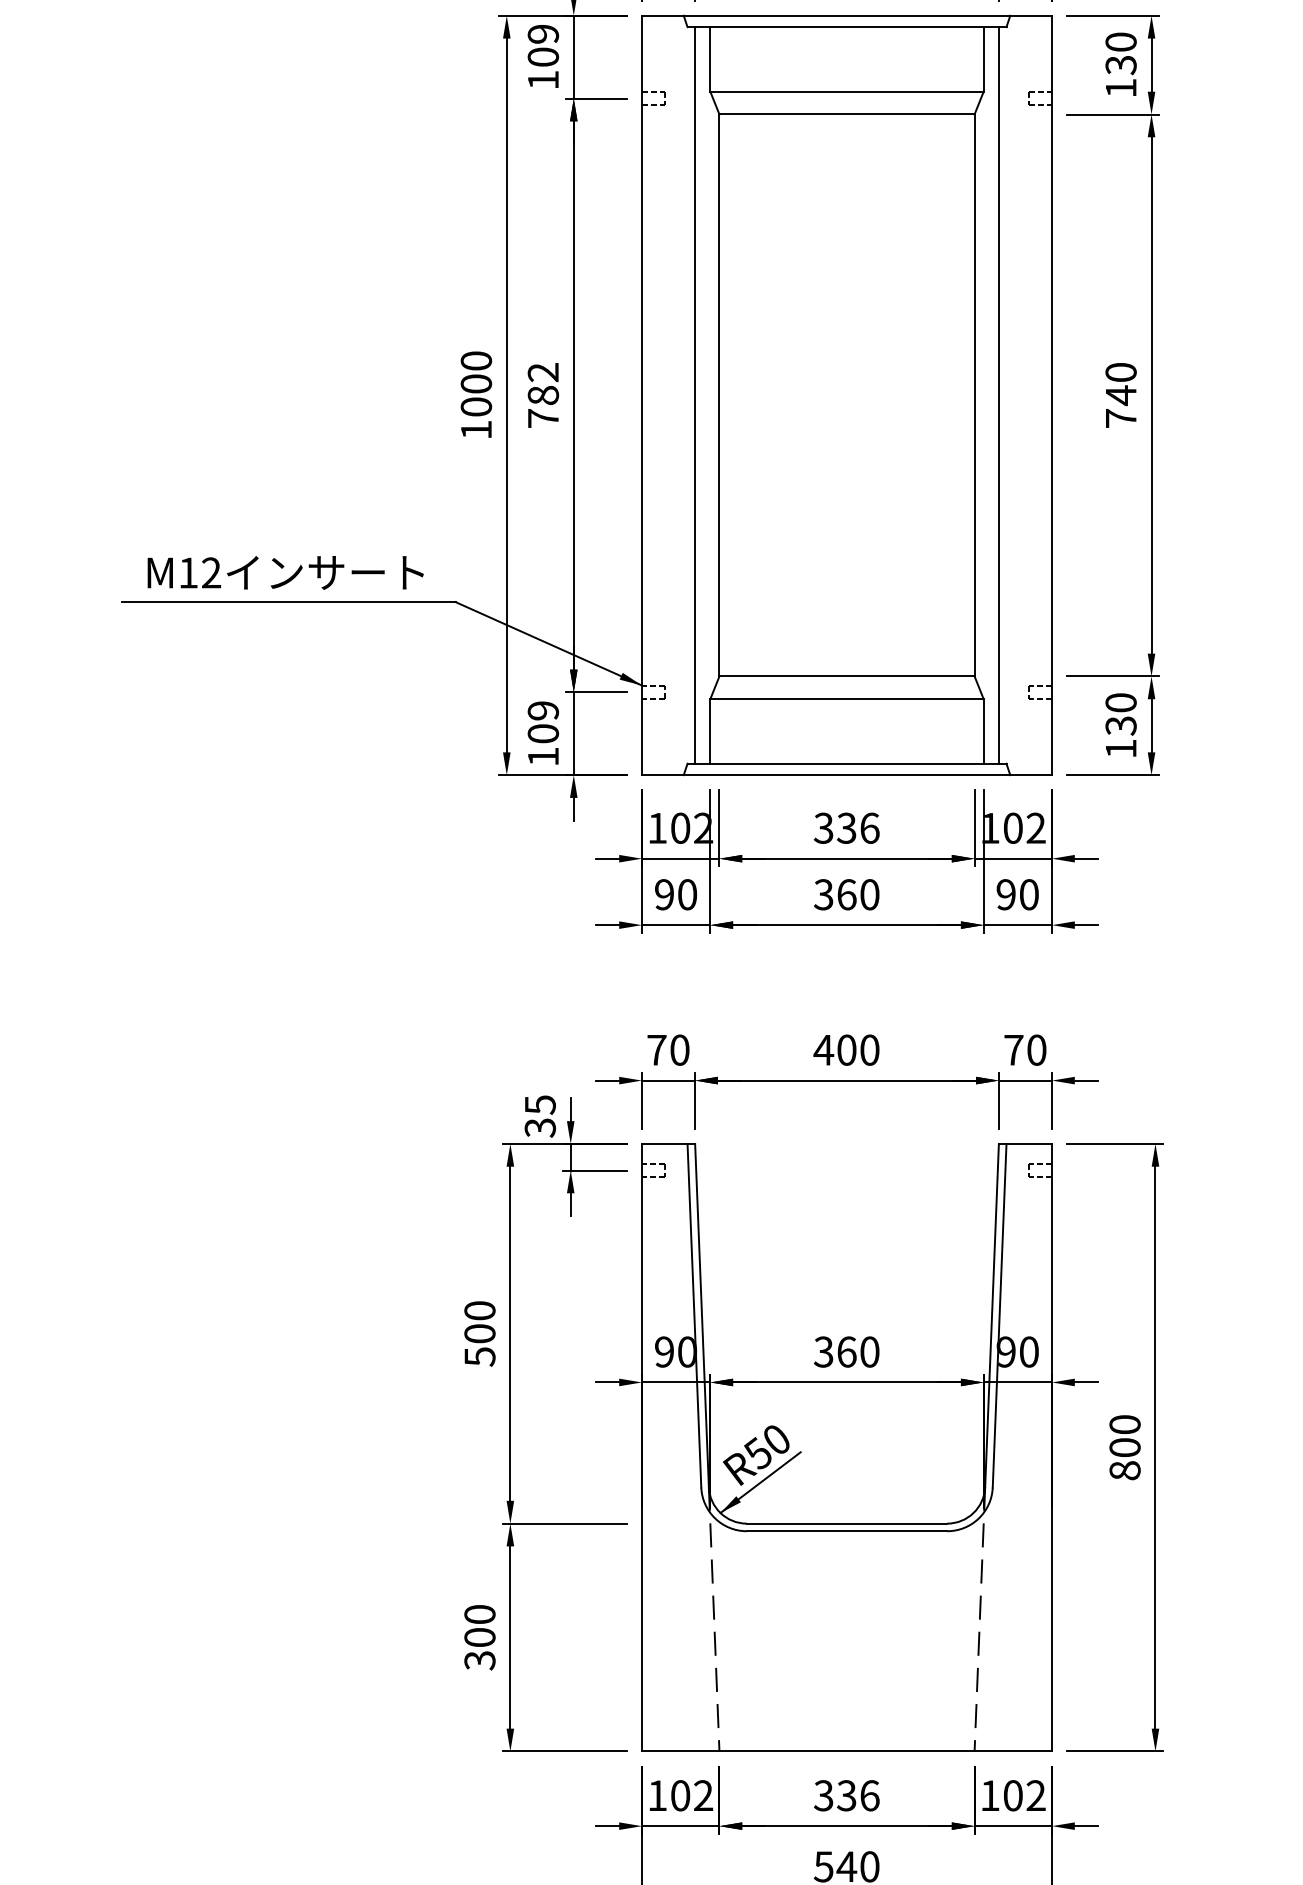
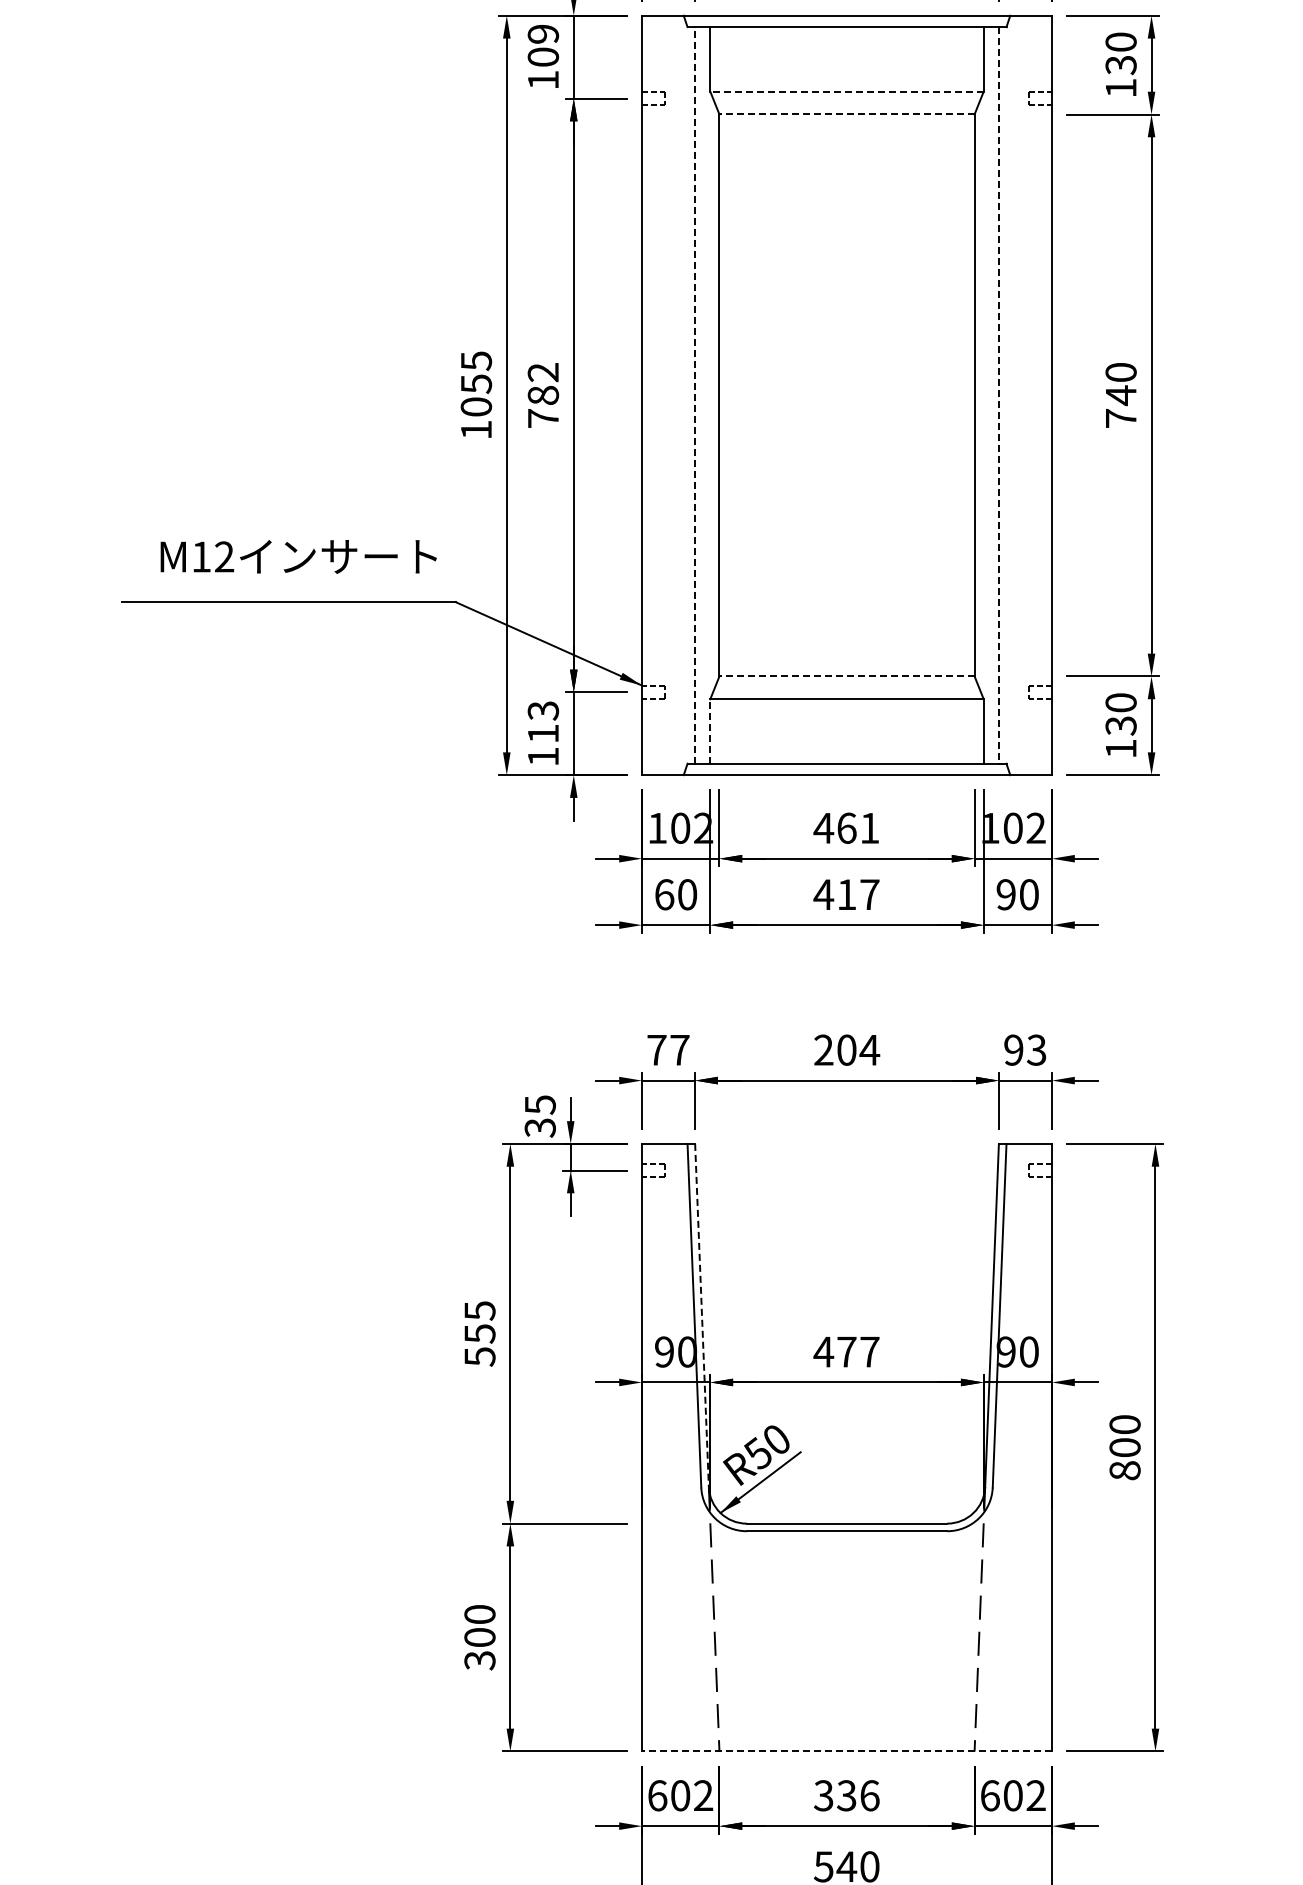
line: solid -> dashed (847, 91)
line: solid -> dashed (847, 114)
text: 1000 -> 1055 (476, 372)
line: solid -> dashed (695, 394)
line: solid -> dashed (998, 395)
text position: (285, 572) -> (298, 556) (298, 556)
line: solid -> dashed (847, 676)
text: 109 -> 113 (543, 722)
line: solid -> dashed (710, 730)
text: 336 -> 461 (846, 827)
text: 90 -> 60 (664, 894)
text: 360 -> 417 (846, 894)
text: 70 -> 77 (679, 1049)
text: 400 -> 204 (846, 1049)
text: 70 -> 93 (1025, 1049)
line: solid -> dashed (702, 1315)
text: 500 -> 555 (479, 1322)
text: 360 -> 477 (846, 1351)
line: solid -> dashed (846, 1751)
text: 102 -> 602 (657, 1795)
text: 102 -> 602 (990, 1795)
